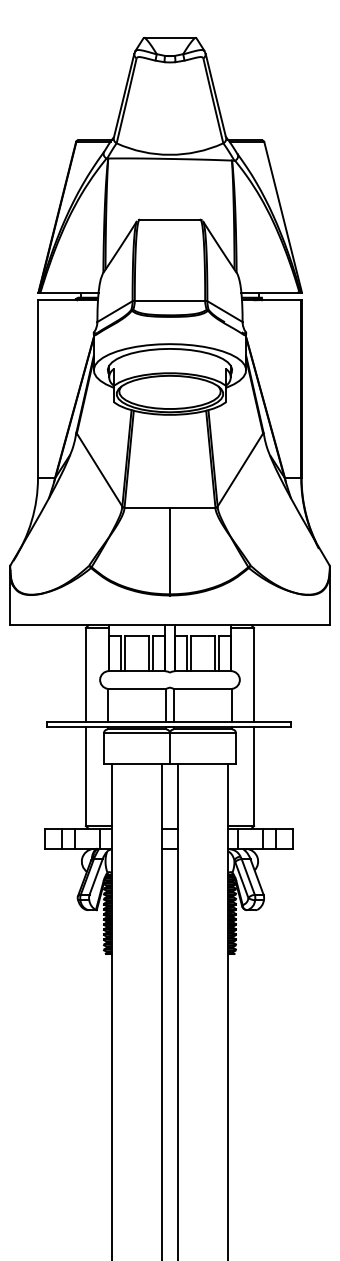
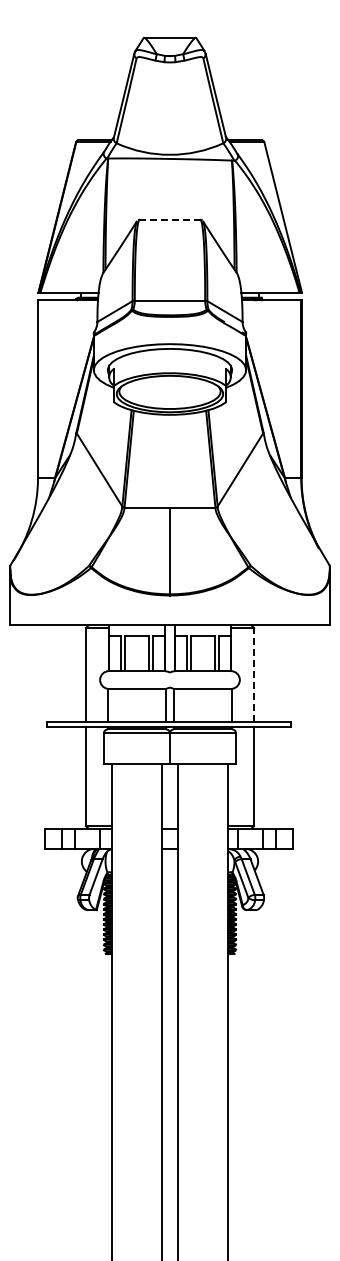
line: solid -> dashed (169, 219)
line: solid -> dashed (254, 674)
